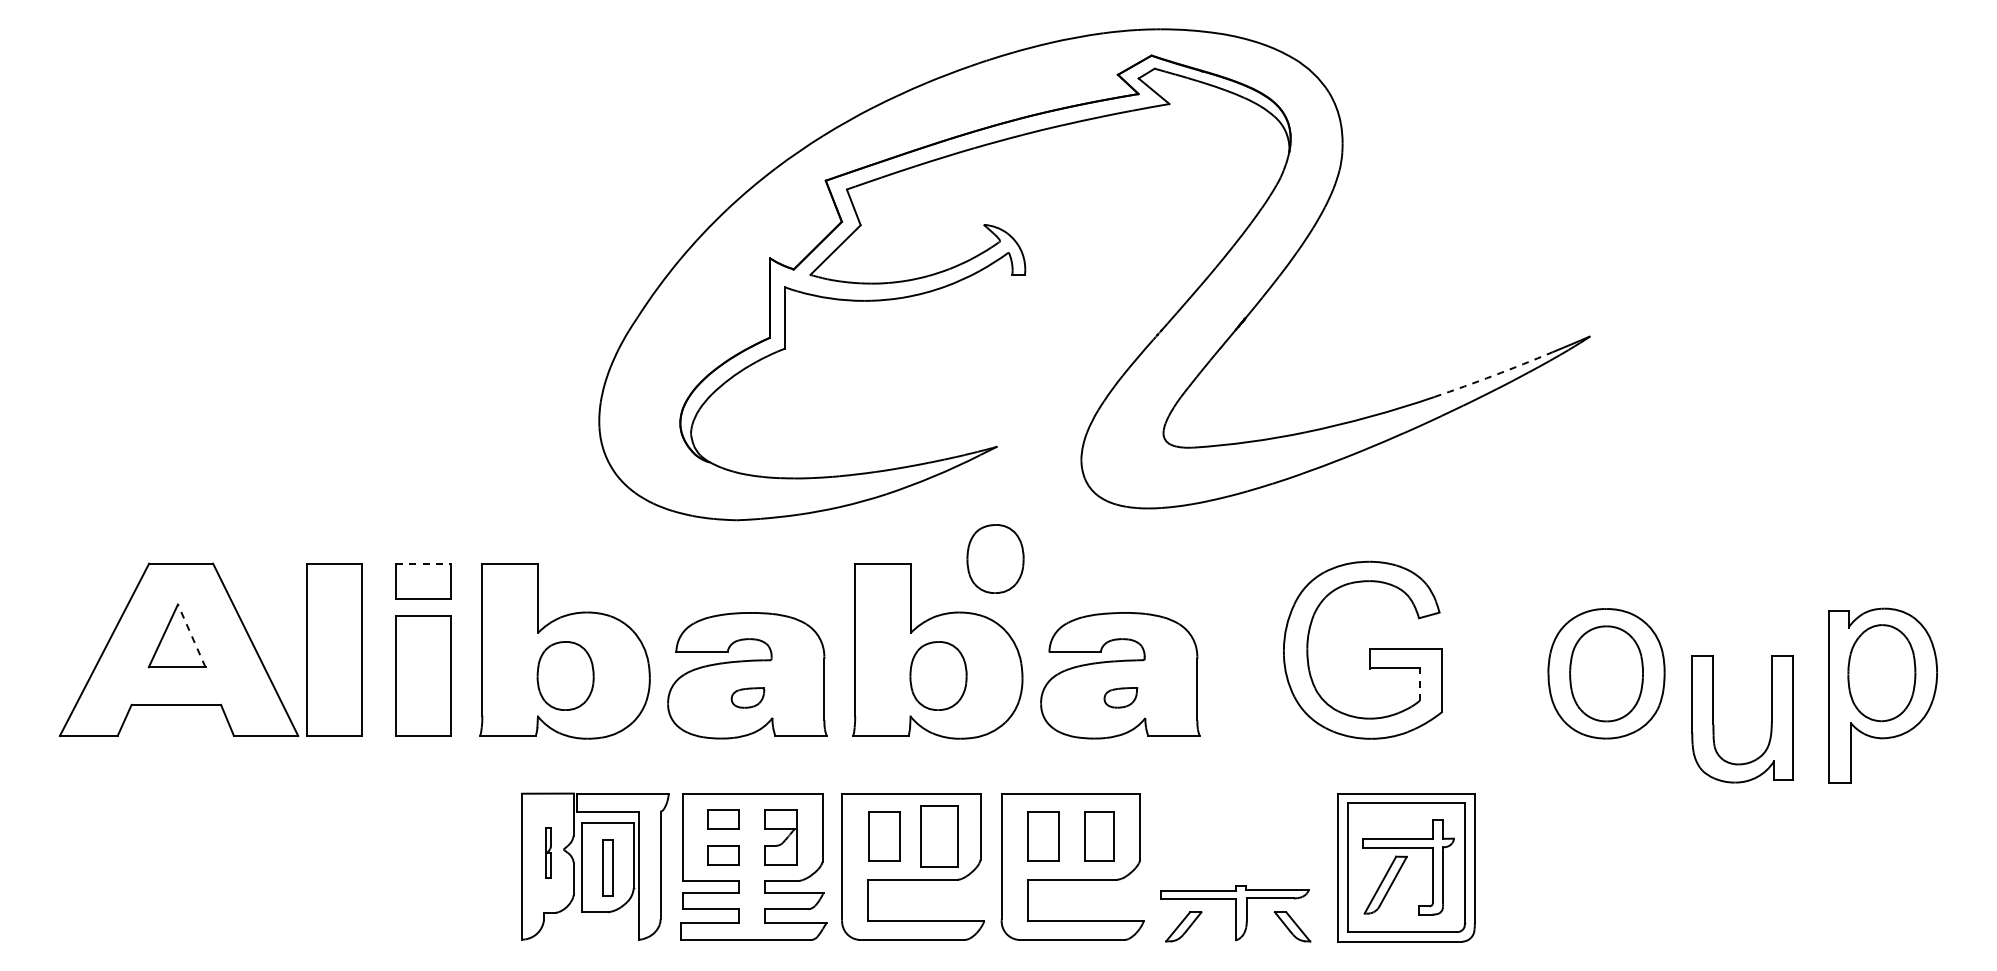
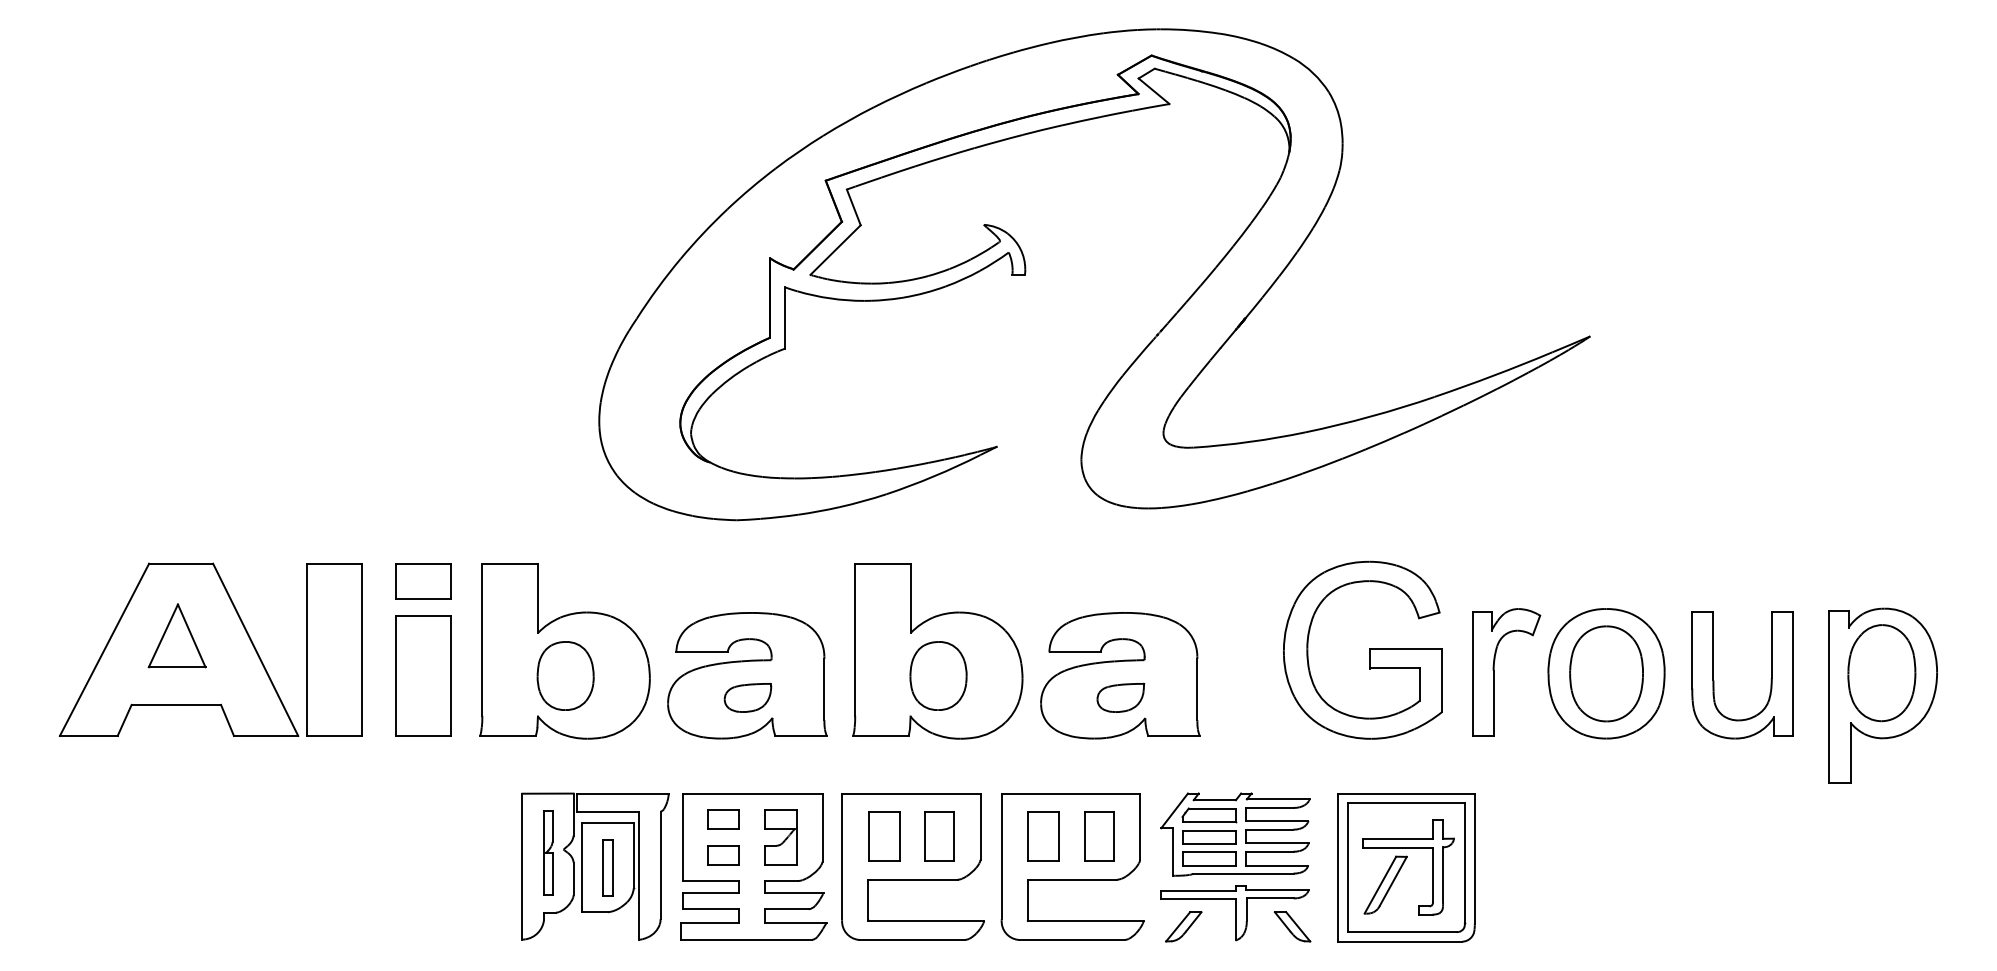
arc: dashed -> solid (1493, 375)
part: present -> none (995, 558)
line: dashed -> solid (423, 563)
line: dashed -> solid (191, 635)
part: none -> present (1494, 672)
line: dashed -> solid (1419, 684)
part size: 36x22 px -> 50x30 px (747, 697)
part size: 36x22 px -> 50x31 px (1120, 697)
part position: (1770, 722) -> (1770, 678) (1770, 678)
part: none -> present (1235, 834)
part size: 39x63 px -> 31x51 px (939, 836)
part size: 7x52 px -> 11x86 px (548, 852)
